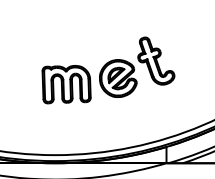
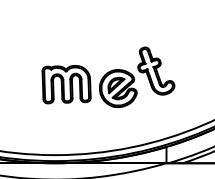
part position: (137, 66) -> (137, 76) (137, 76)
